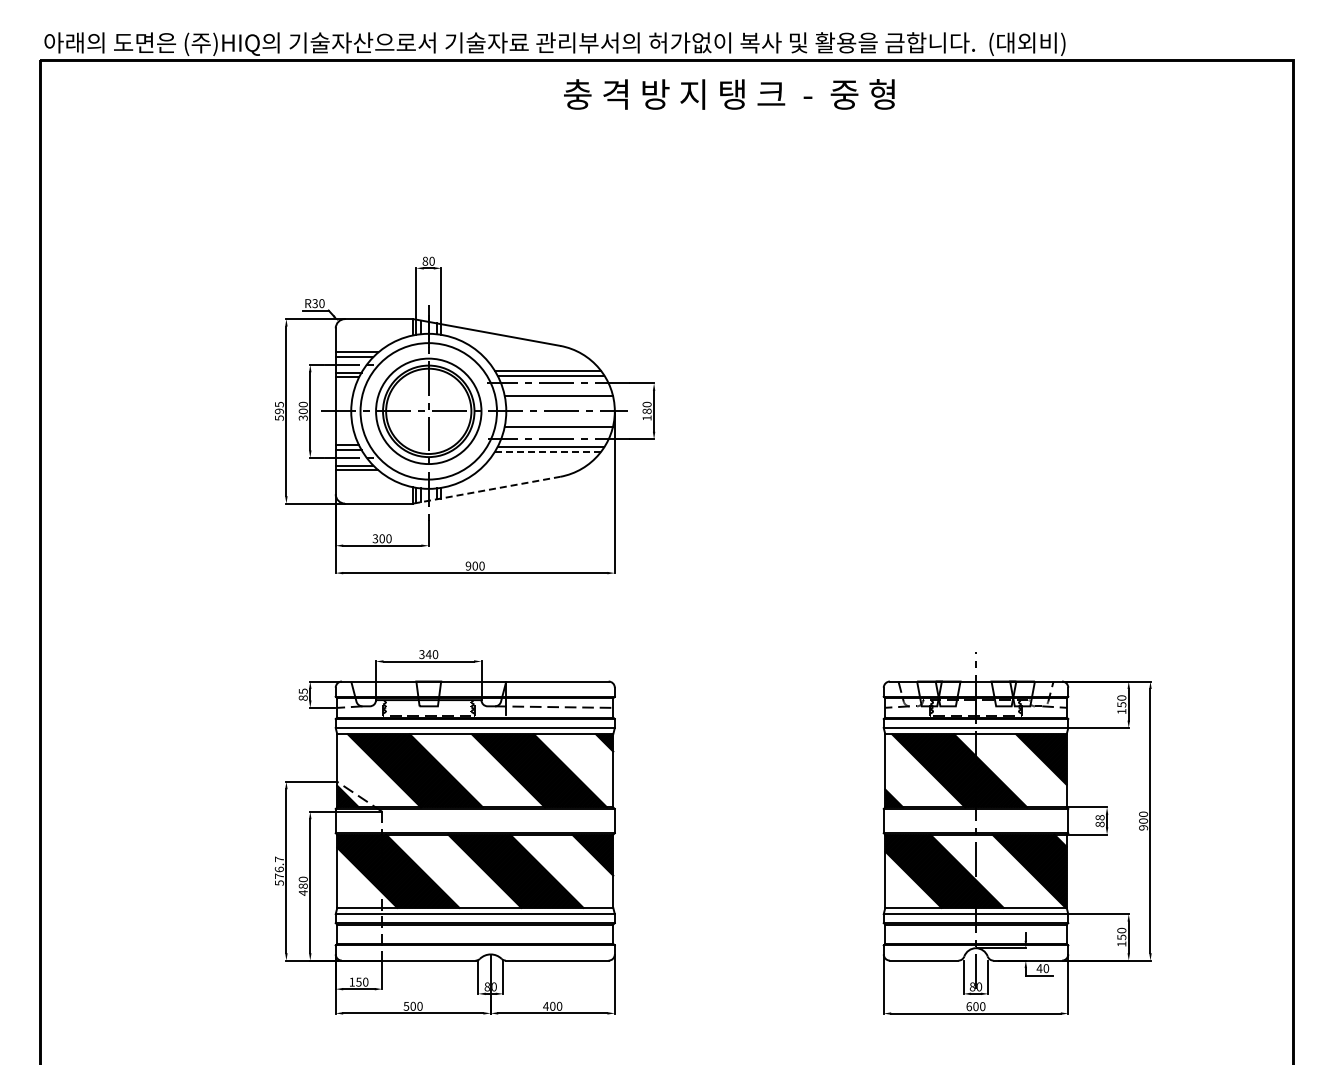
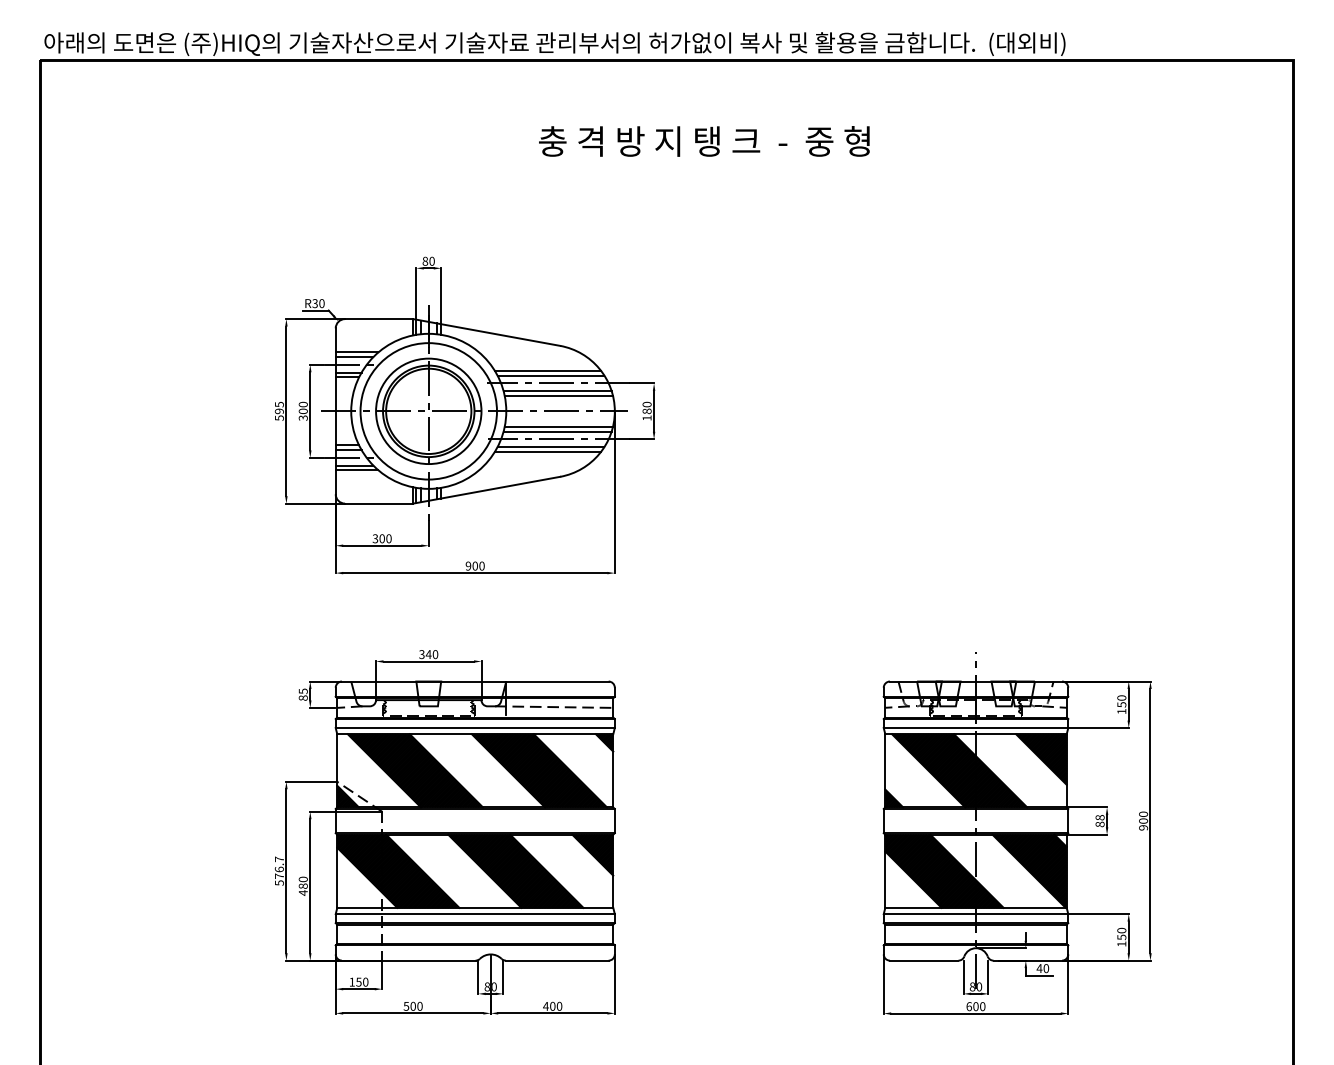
text position: (729, 94) -> (704, 141) (704, 141)
line: none -> present (557, 391)
line: none -> present (557, 431)
line: dashed -> solid (547, 451)
line: dashed -> solid (486, 490)
